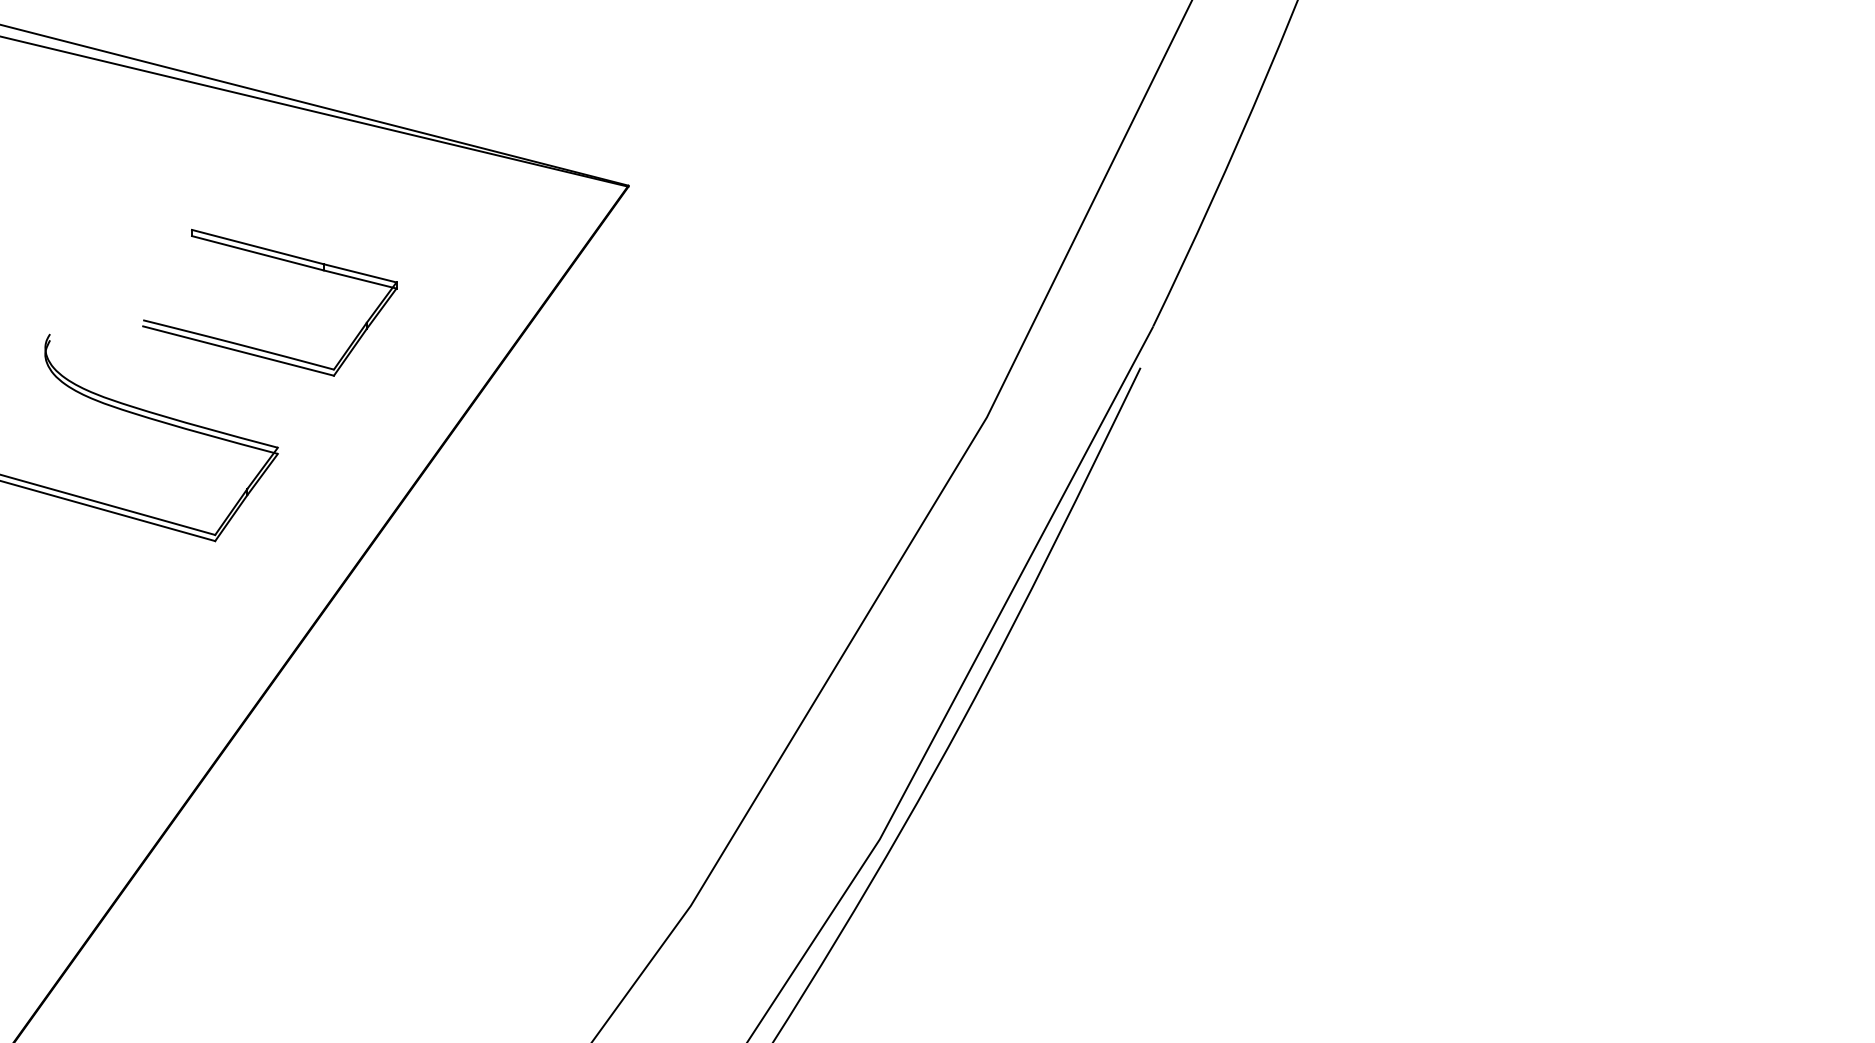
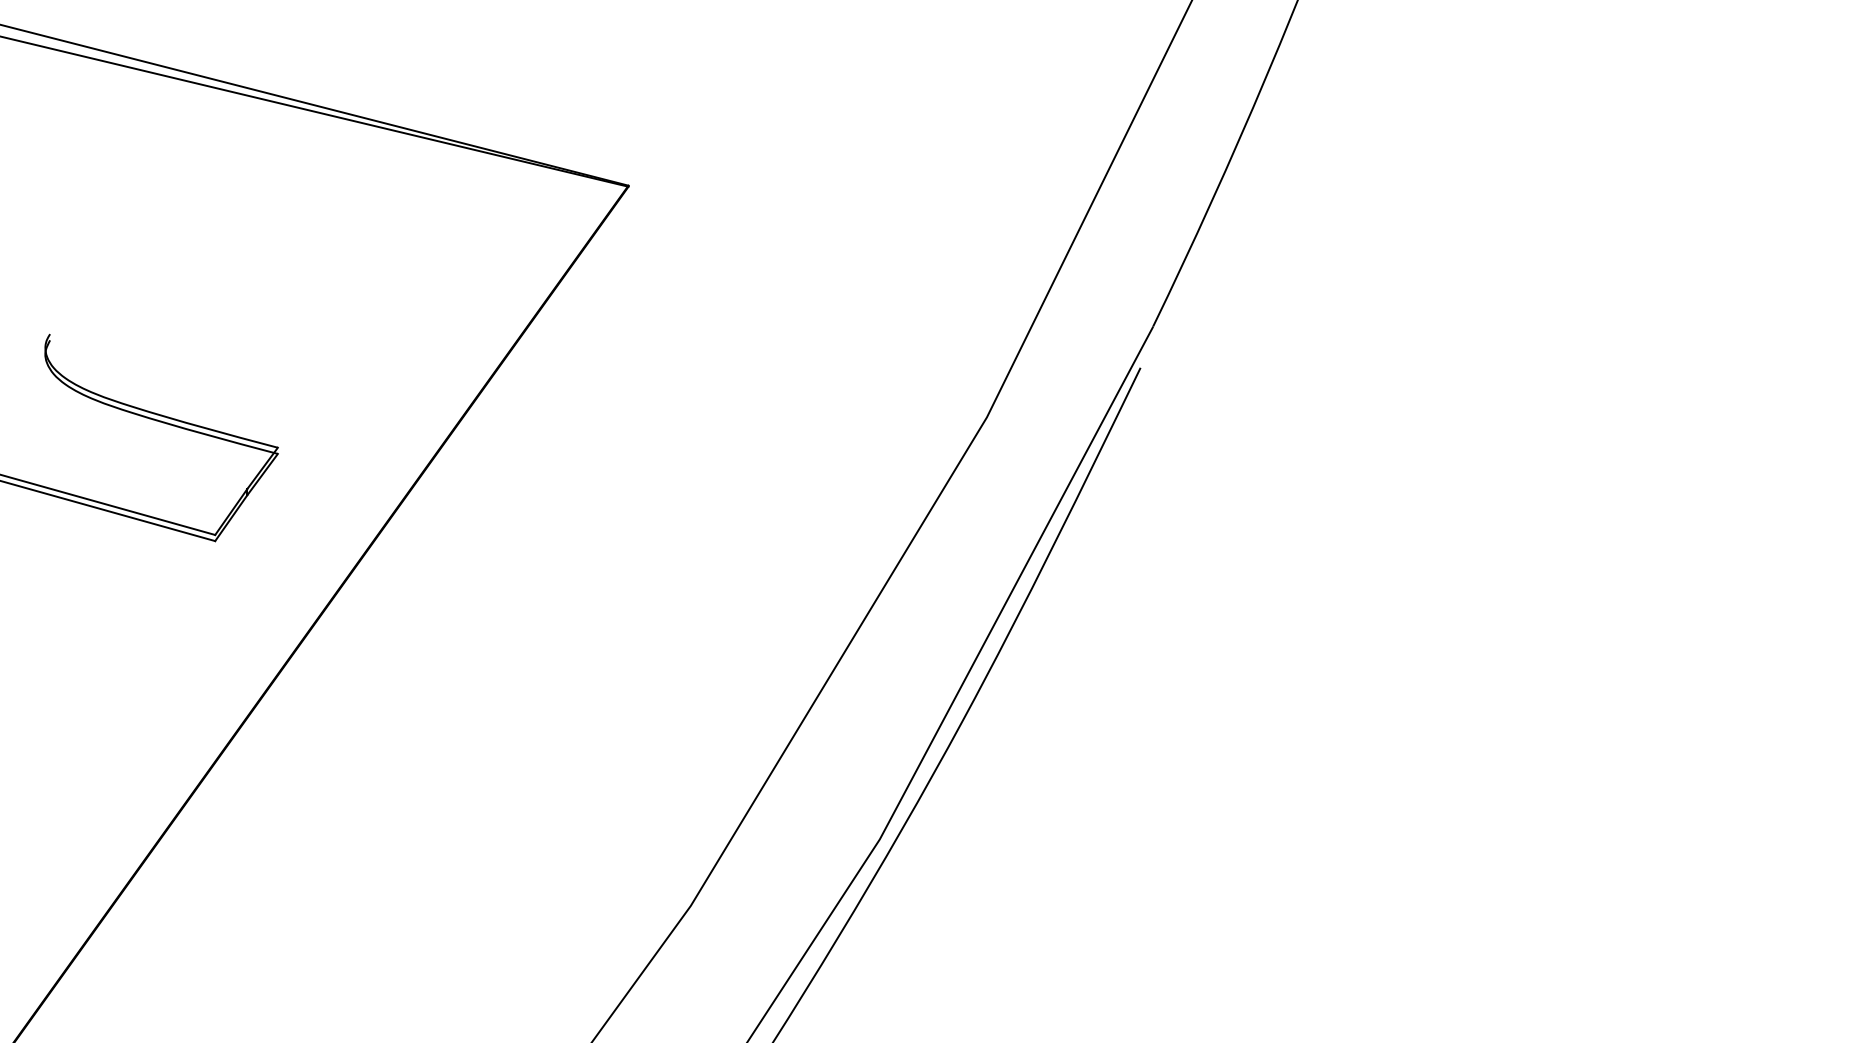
part: present -> none (280, 260)
